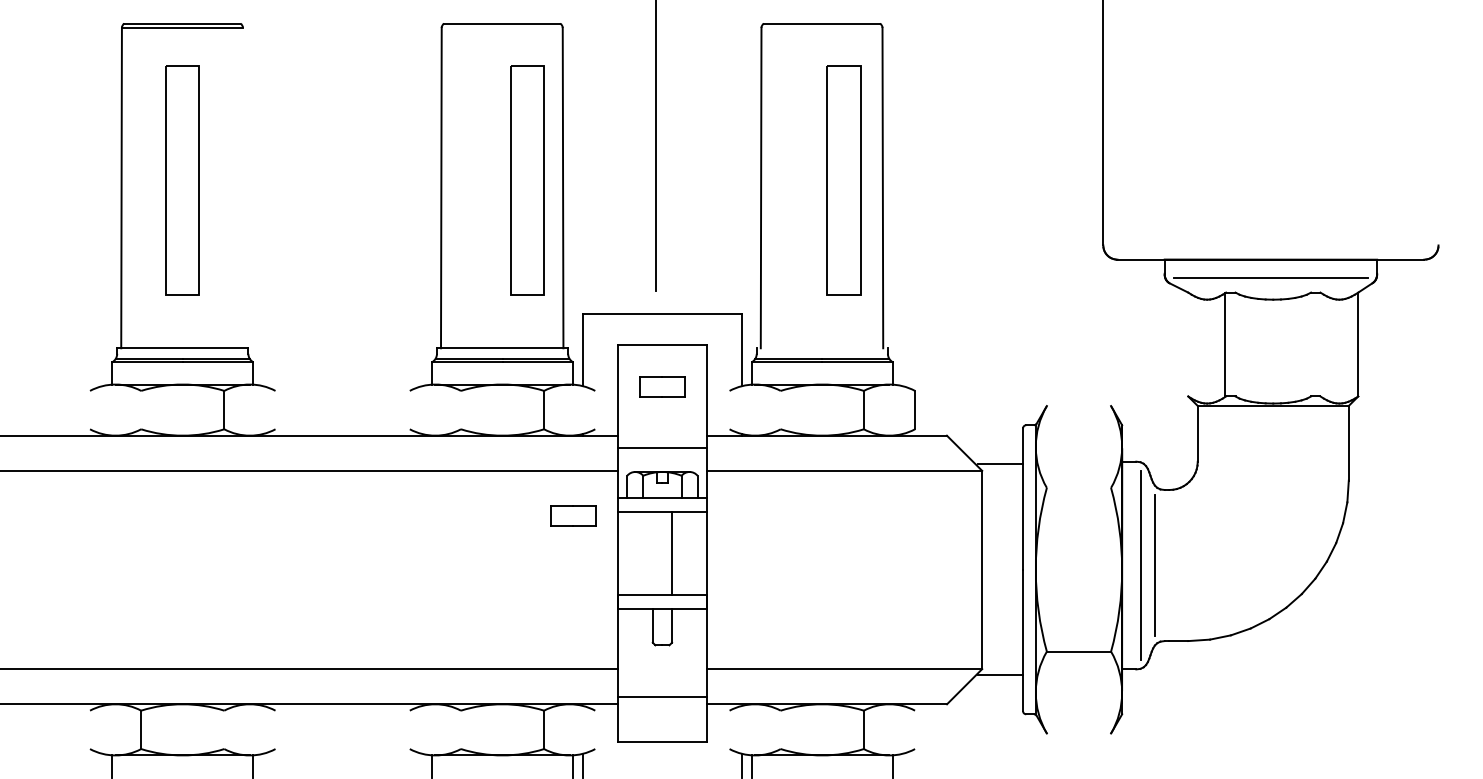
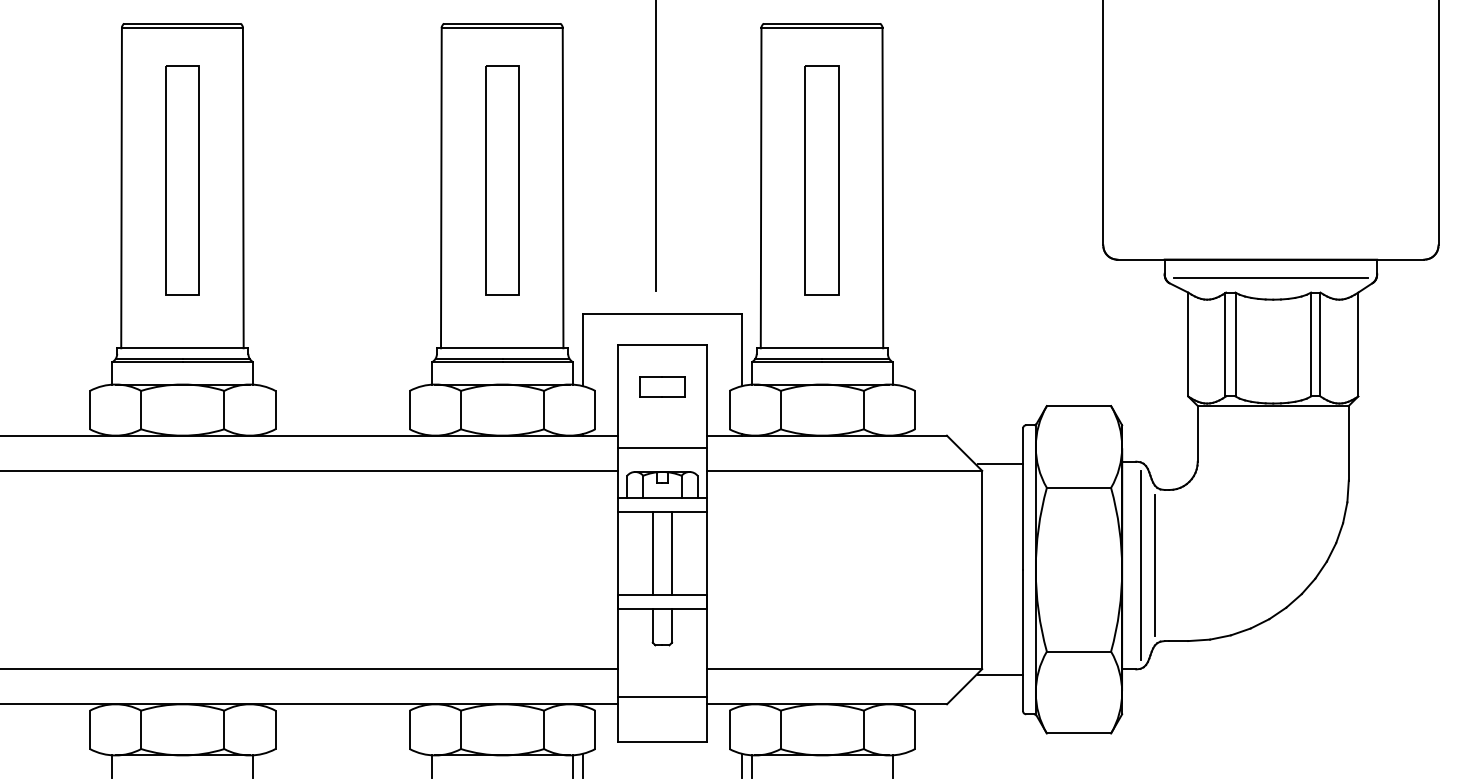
line: none -> present (501, 27)
line: none -> present (821, 27)
line: none -> present (1438, 123)
part position: (527, 180) -> (502, 180) (502, 180)
part position: (843, 180) -> (821, 180) (821, 180)
line: none -> present (242, 187)
line: none -> present (1188, 344)
line: none -> present (1235, 344)
line: none -> present (1311, 344)
line: none -> present (1320, 344)
line: none -> present (821, 348)
line: none -> present (1078, 406)
line: none -> present (90, 409)
line: none -> present (141, 409)
line: none -> present (275, 409)
line: none -> present (409, 409)
line: none -> present (460, 409)
line: none -> present (595, 409)
line: none -> present (729, 409)
line: none -> present (780, 409)
line: none -> present (1078, 487)
part: present -> none (573, 515)
line: none -> present (652, 552)
line: none -> present (90, 729)
line: none -> present (224, 729)
line: none -> present (275, 729)
line: none -> present (409, 729)
line: none -> present (460, 729)
line: none -> present (595, 729)
line: none -> present (729, 729)
line: none -> present (780, 729)
line: none -> present (915, 729)
line: none -> present (1078, 733)
